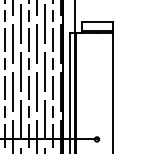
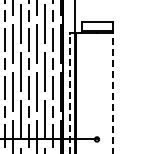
line: solid -> dashed (112, 92)
line: solid -> dashed (70, 93)
